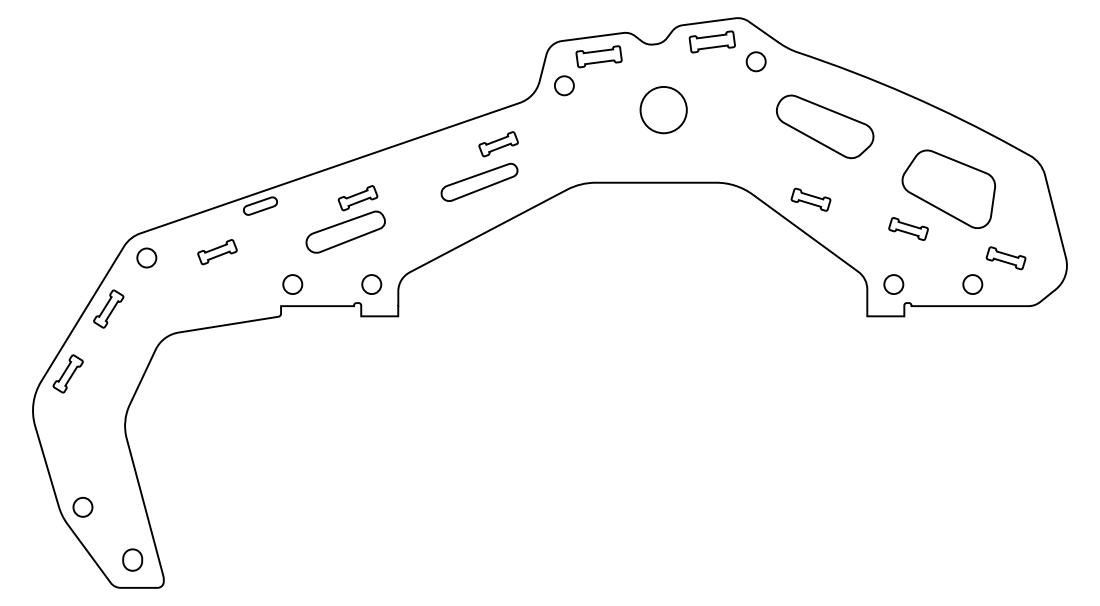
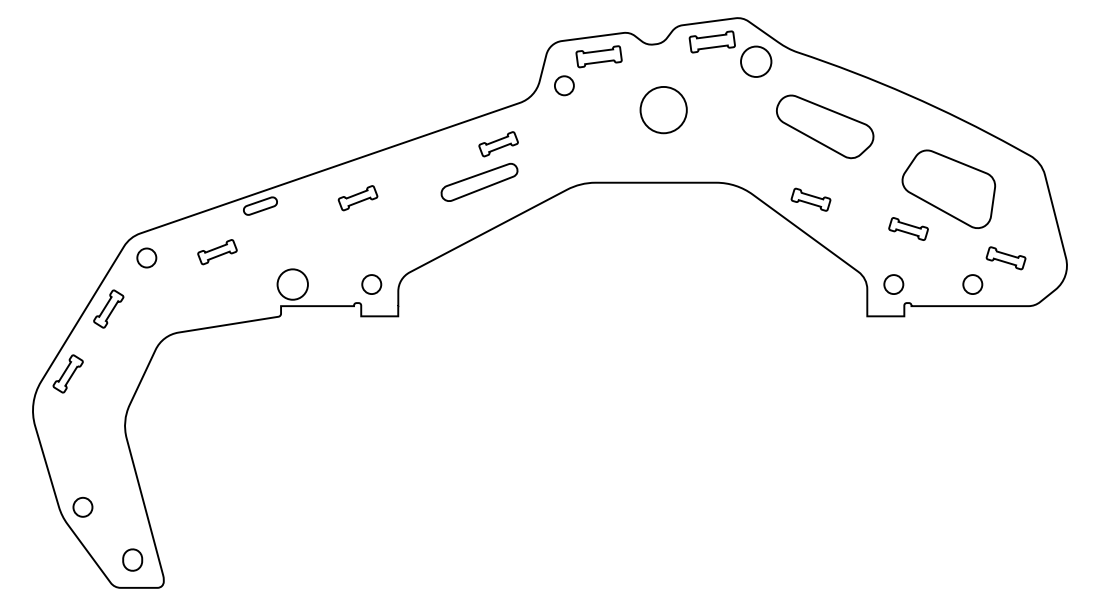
circle diameter: 19 px -> 30 px (756, 61)
part: present -> none (345, 231)
circle diameter: 19 px -> 30 px (292, 284)
